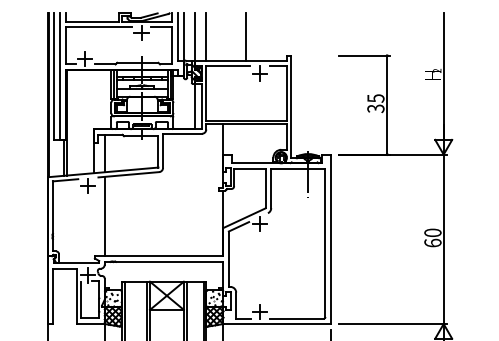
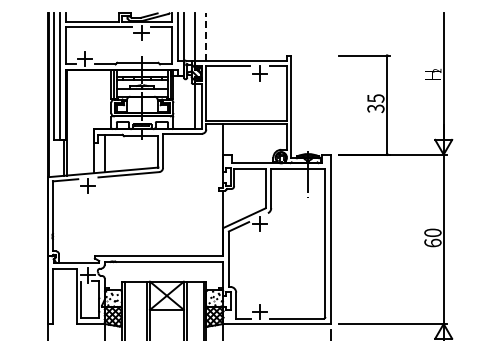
line: solid -> dashed (206, 36)
line: present -> none (245, 37)
line: present -> none (104, 216)
